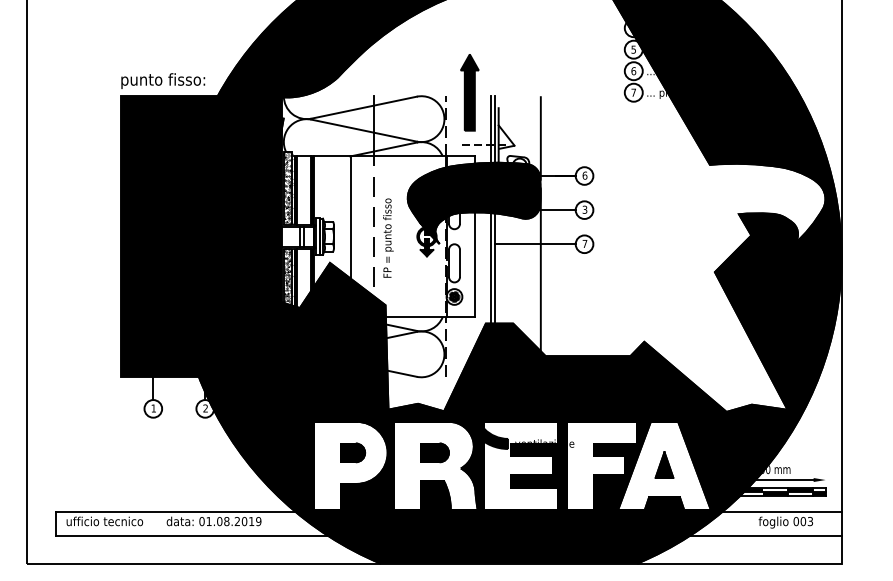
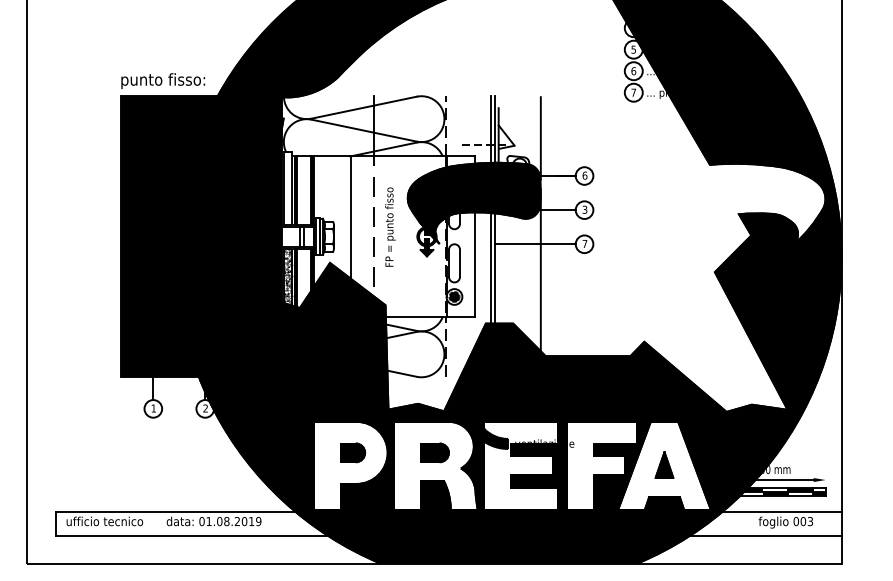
part: present -> none (469, 92)
hatch: present -> none (287, 188)
text position: (388, 237) -> (390, 226) (390, 226)
